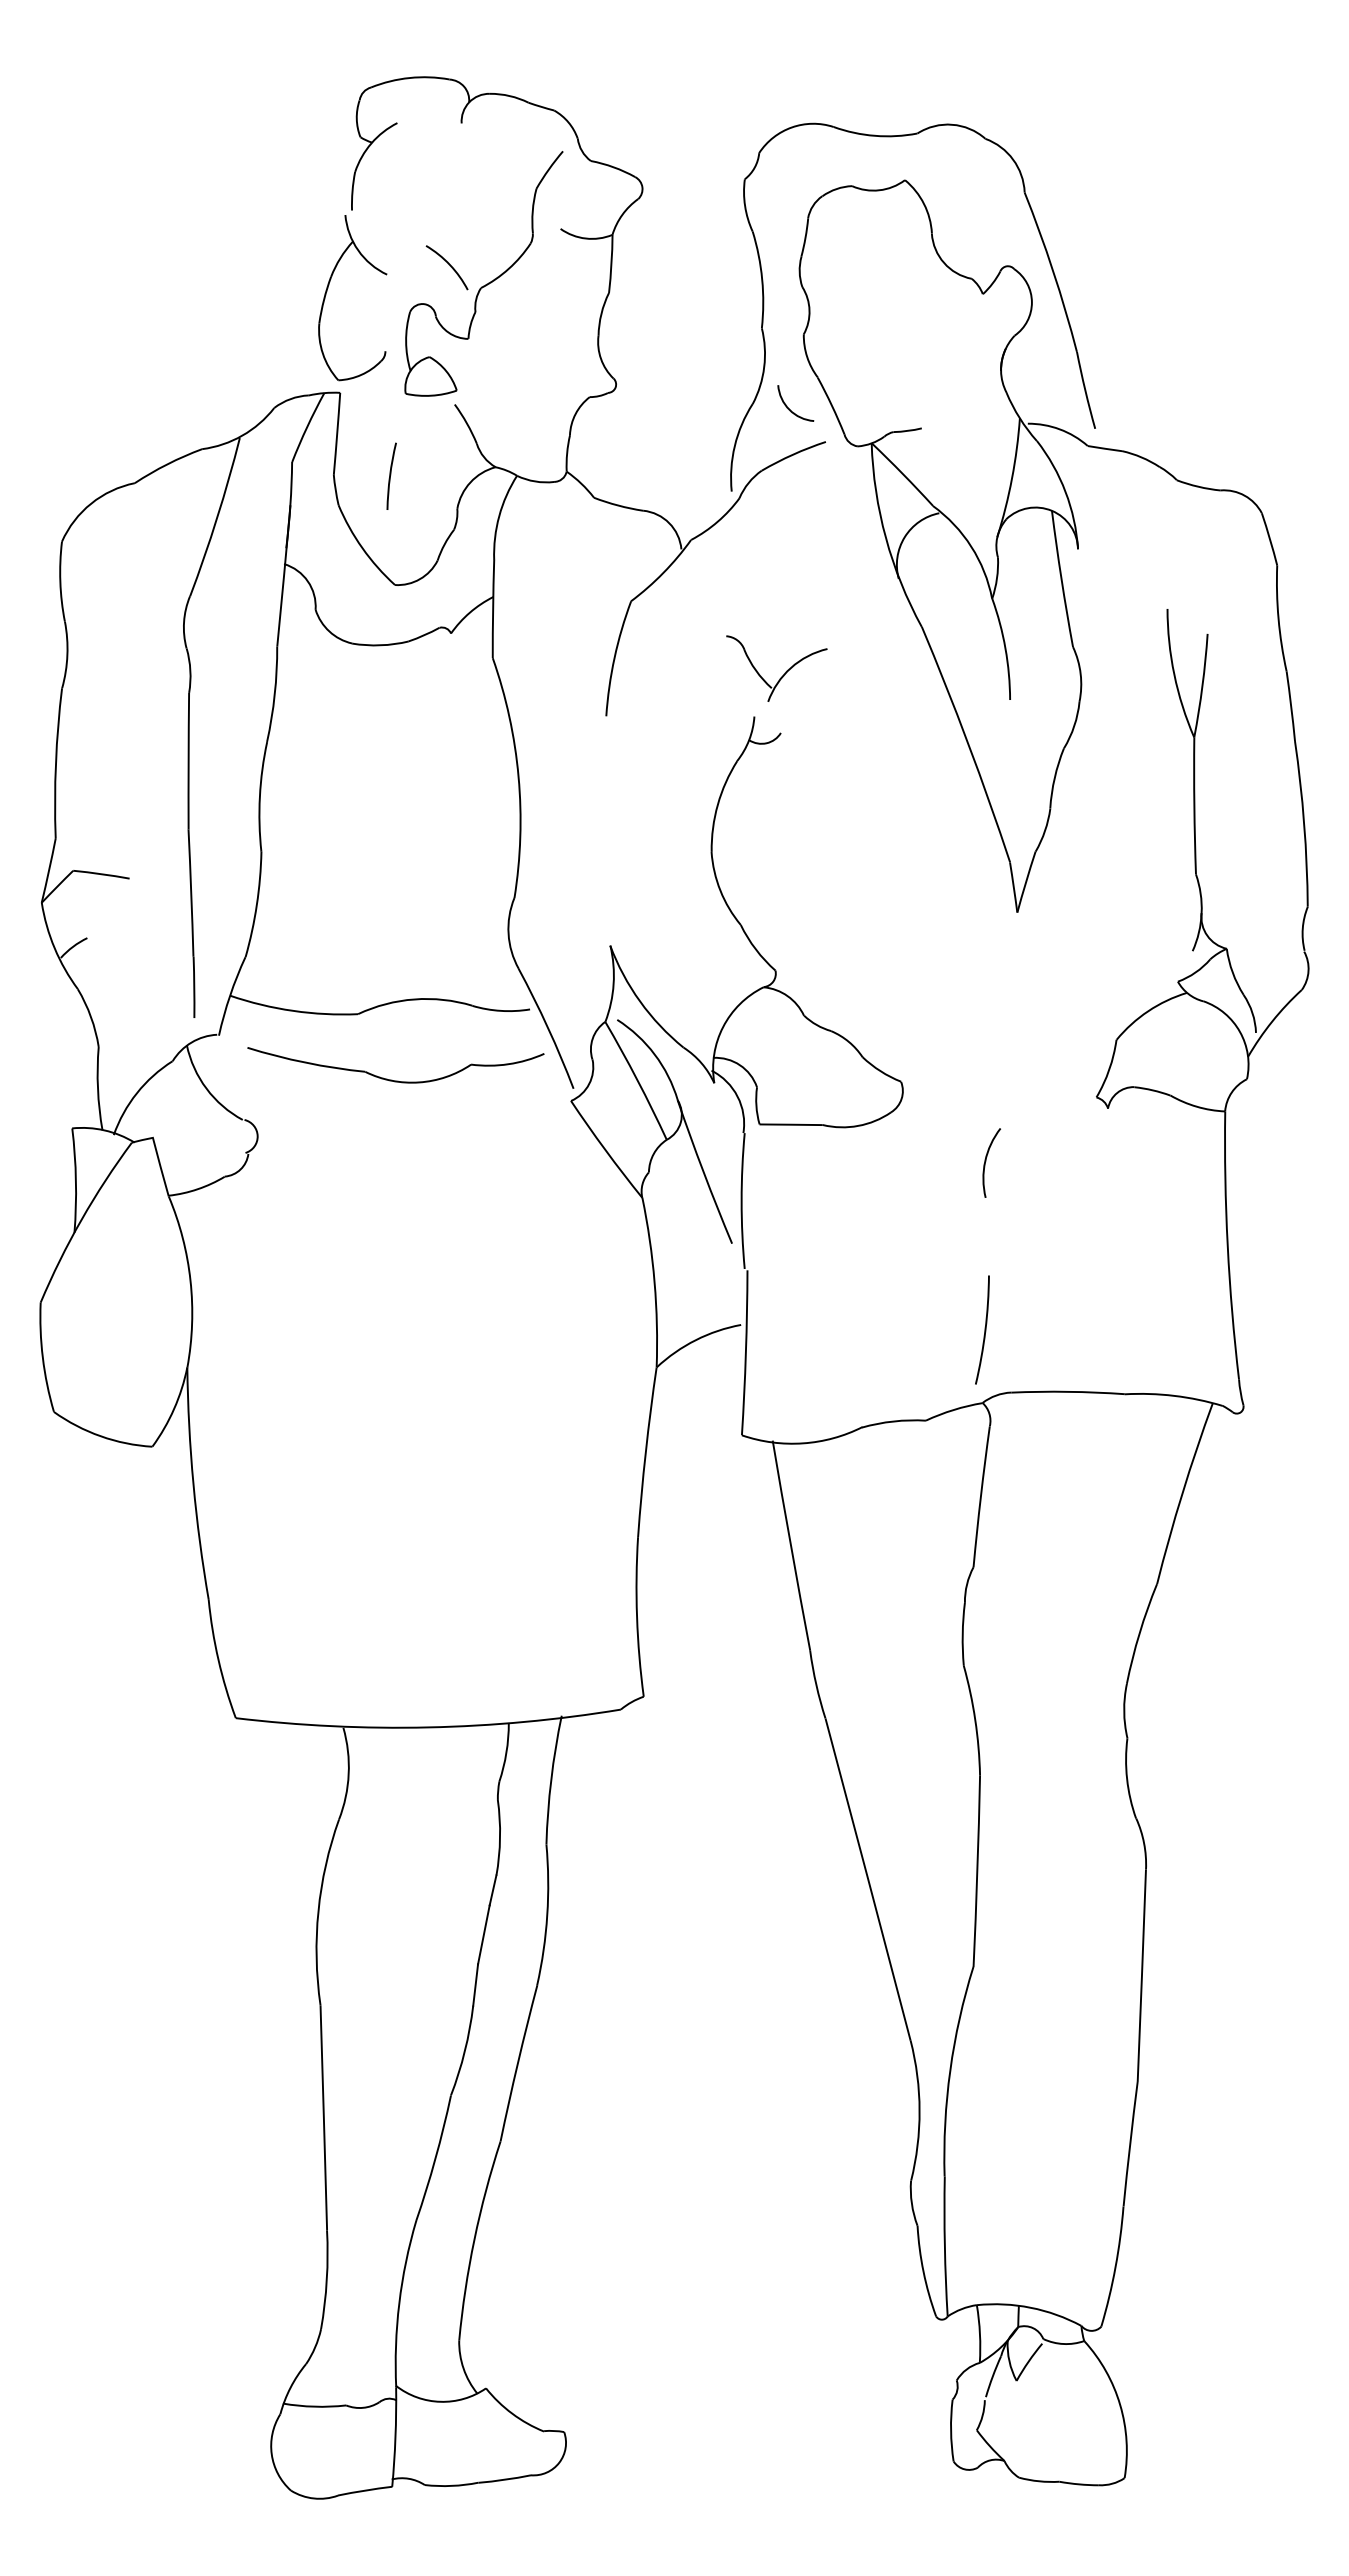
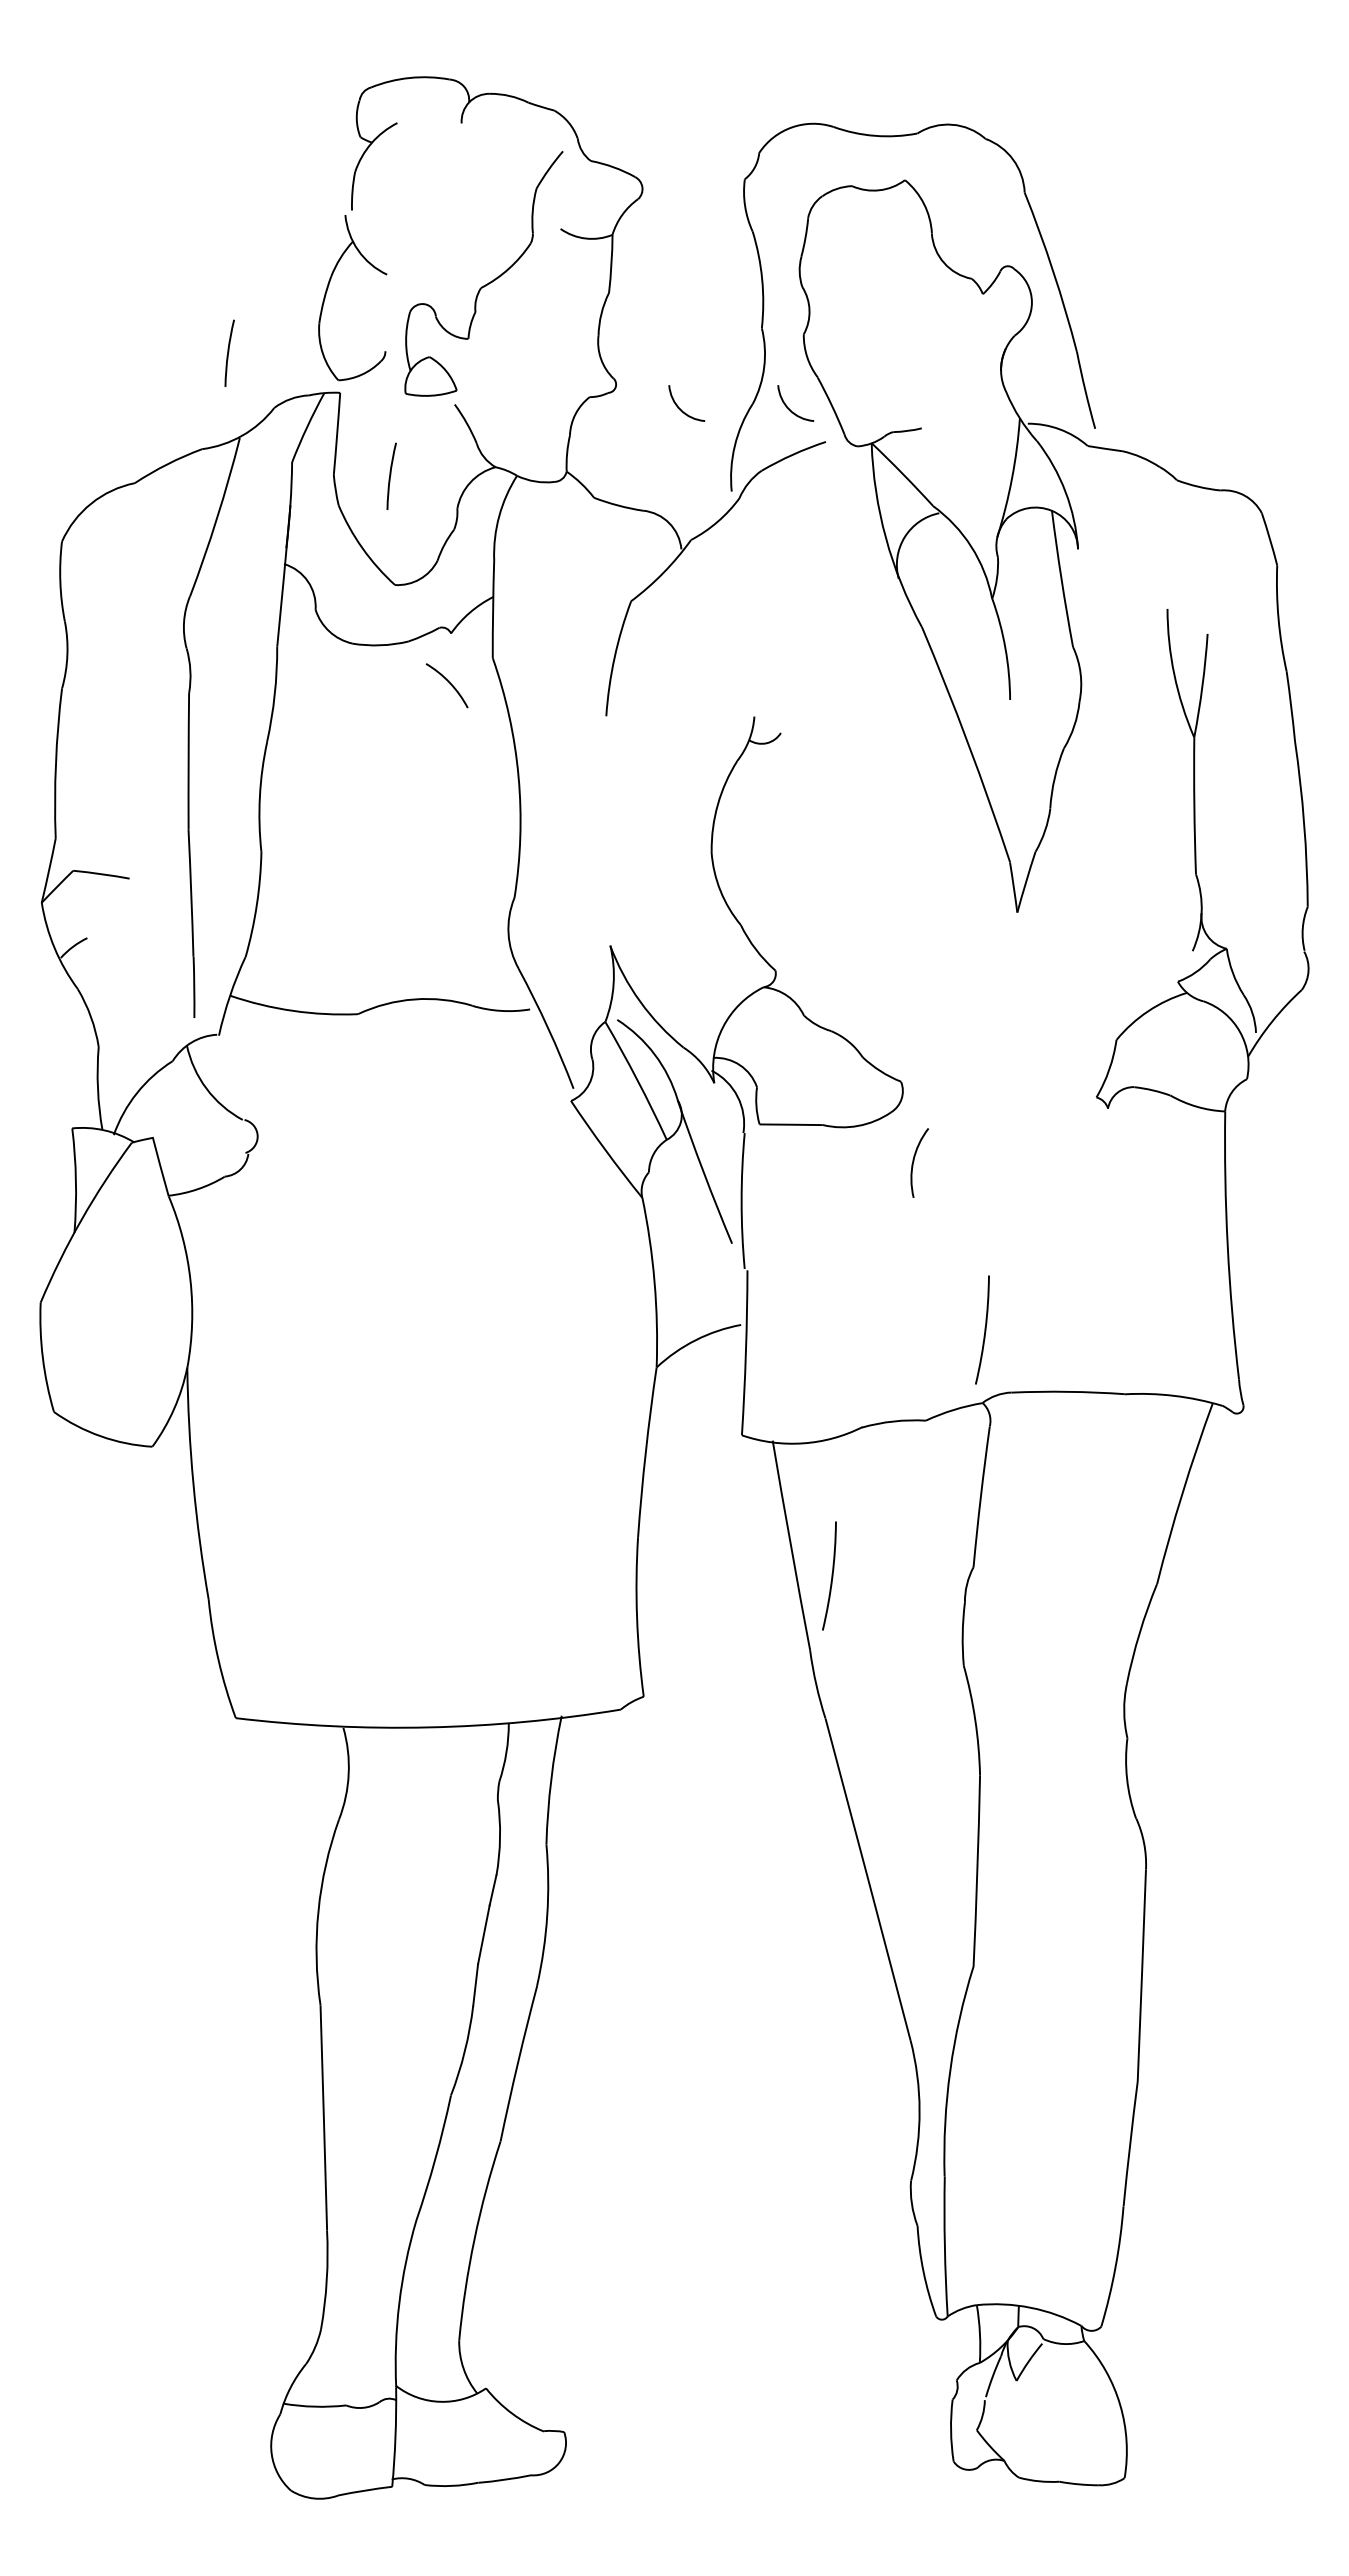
arc position: (448, 264) -> (448, 682) (448, 682)
arc: none -> present (229, 352)
arc: none -> present (680, 408)
part: present -> none (783, 674)
part: present -> none (392, 1079)
arc position: (986, 1161) -> (914, 1161) (914, 1161)
arc: none -> present (831, 1575)
